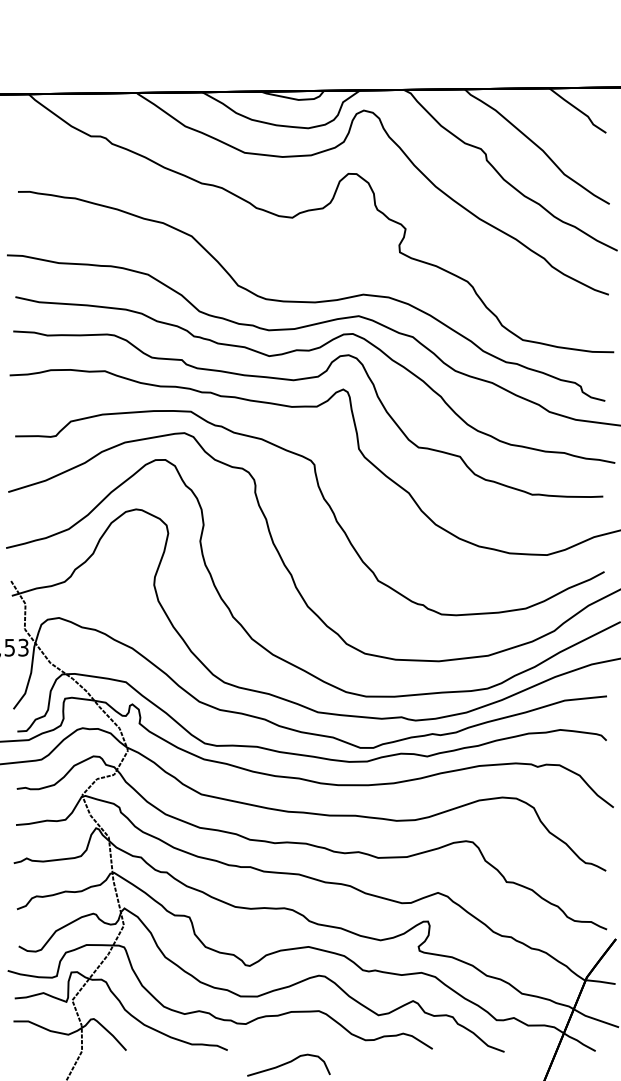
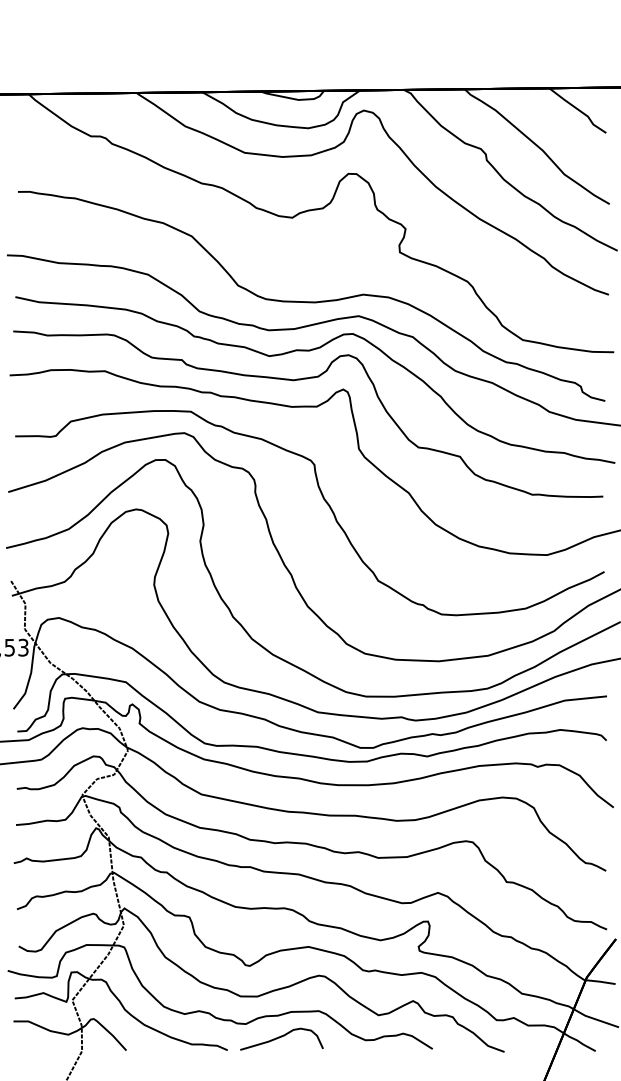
curve position: (288, 1063) -> (281, 1037) (281, 1037)
